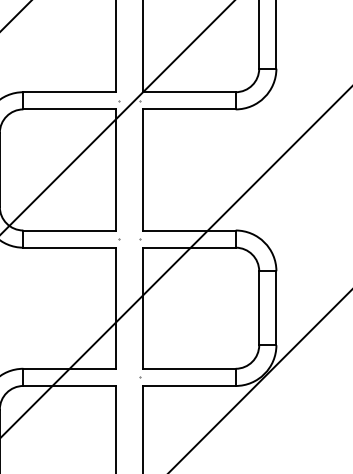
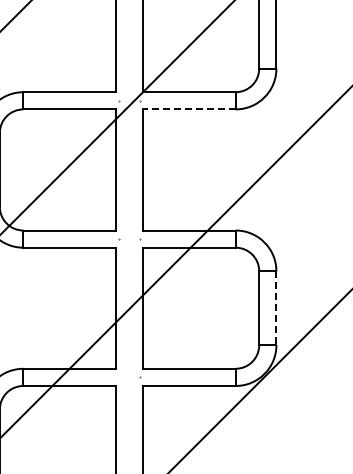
line: solid -> dashed (188, 109)
line: solid -> dashed (276, 308)
